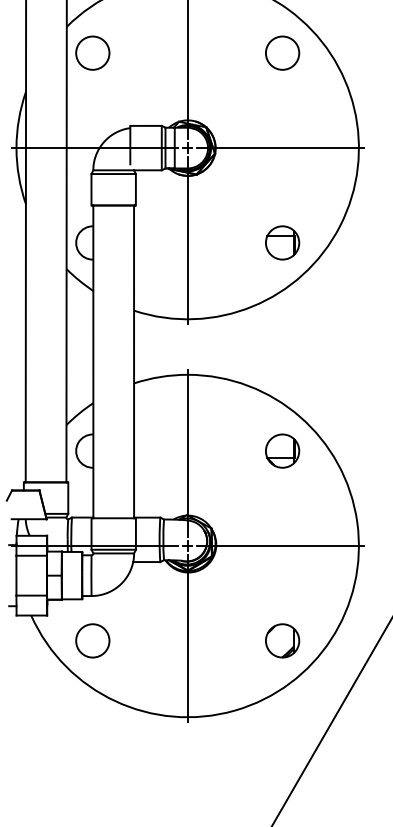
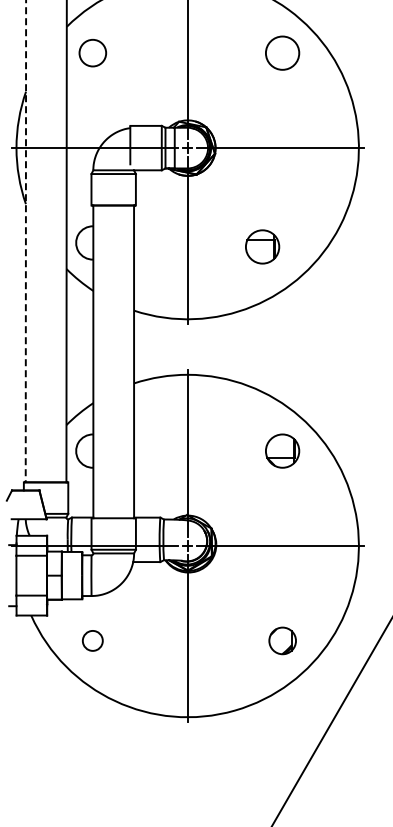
circle size: 36x36 px -> 30x30 px (92, 52)
line: solid -> dashed (25, 241)
part position: (282, 242) -> (262, 246) (262, 246)
circle diameter: 33 px -> 20 px (92, 640)
part size: 36x36 px -> 29x30 px (282, 640)
